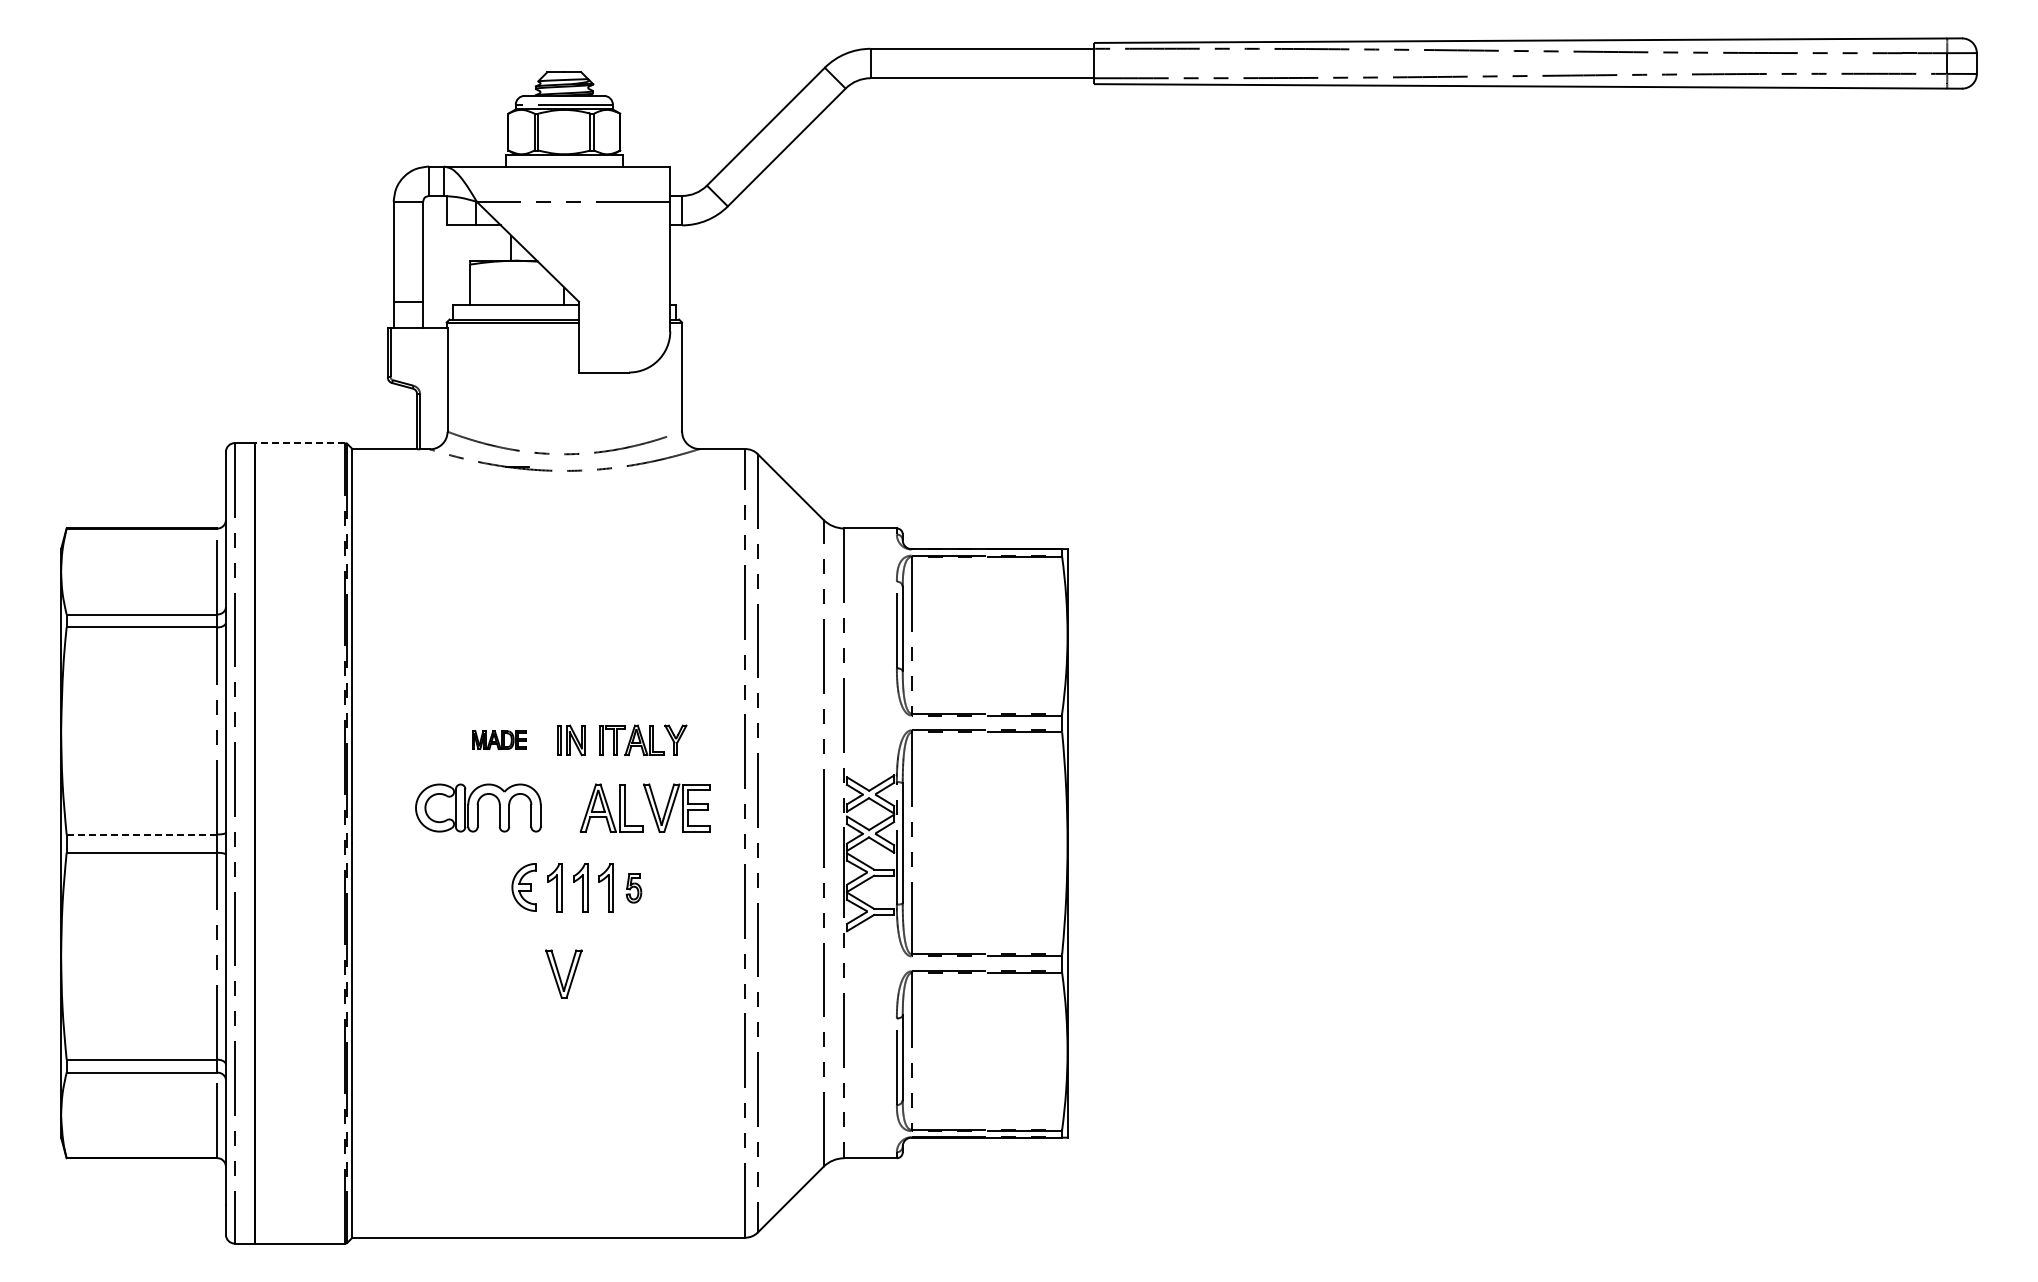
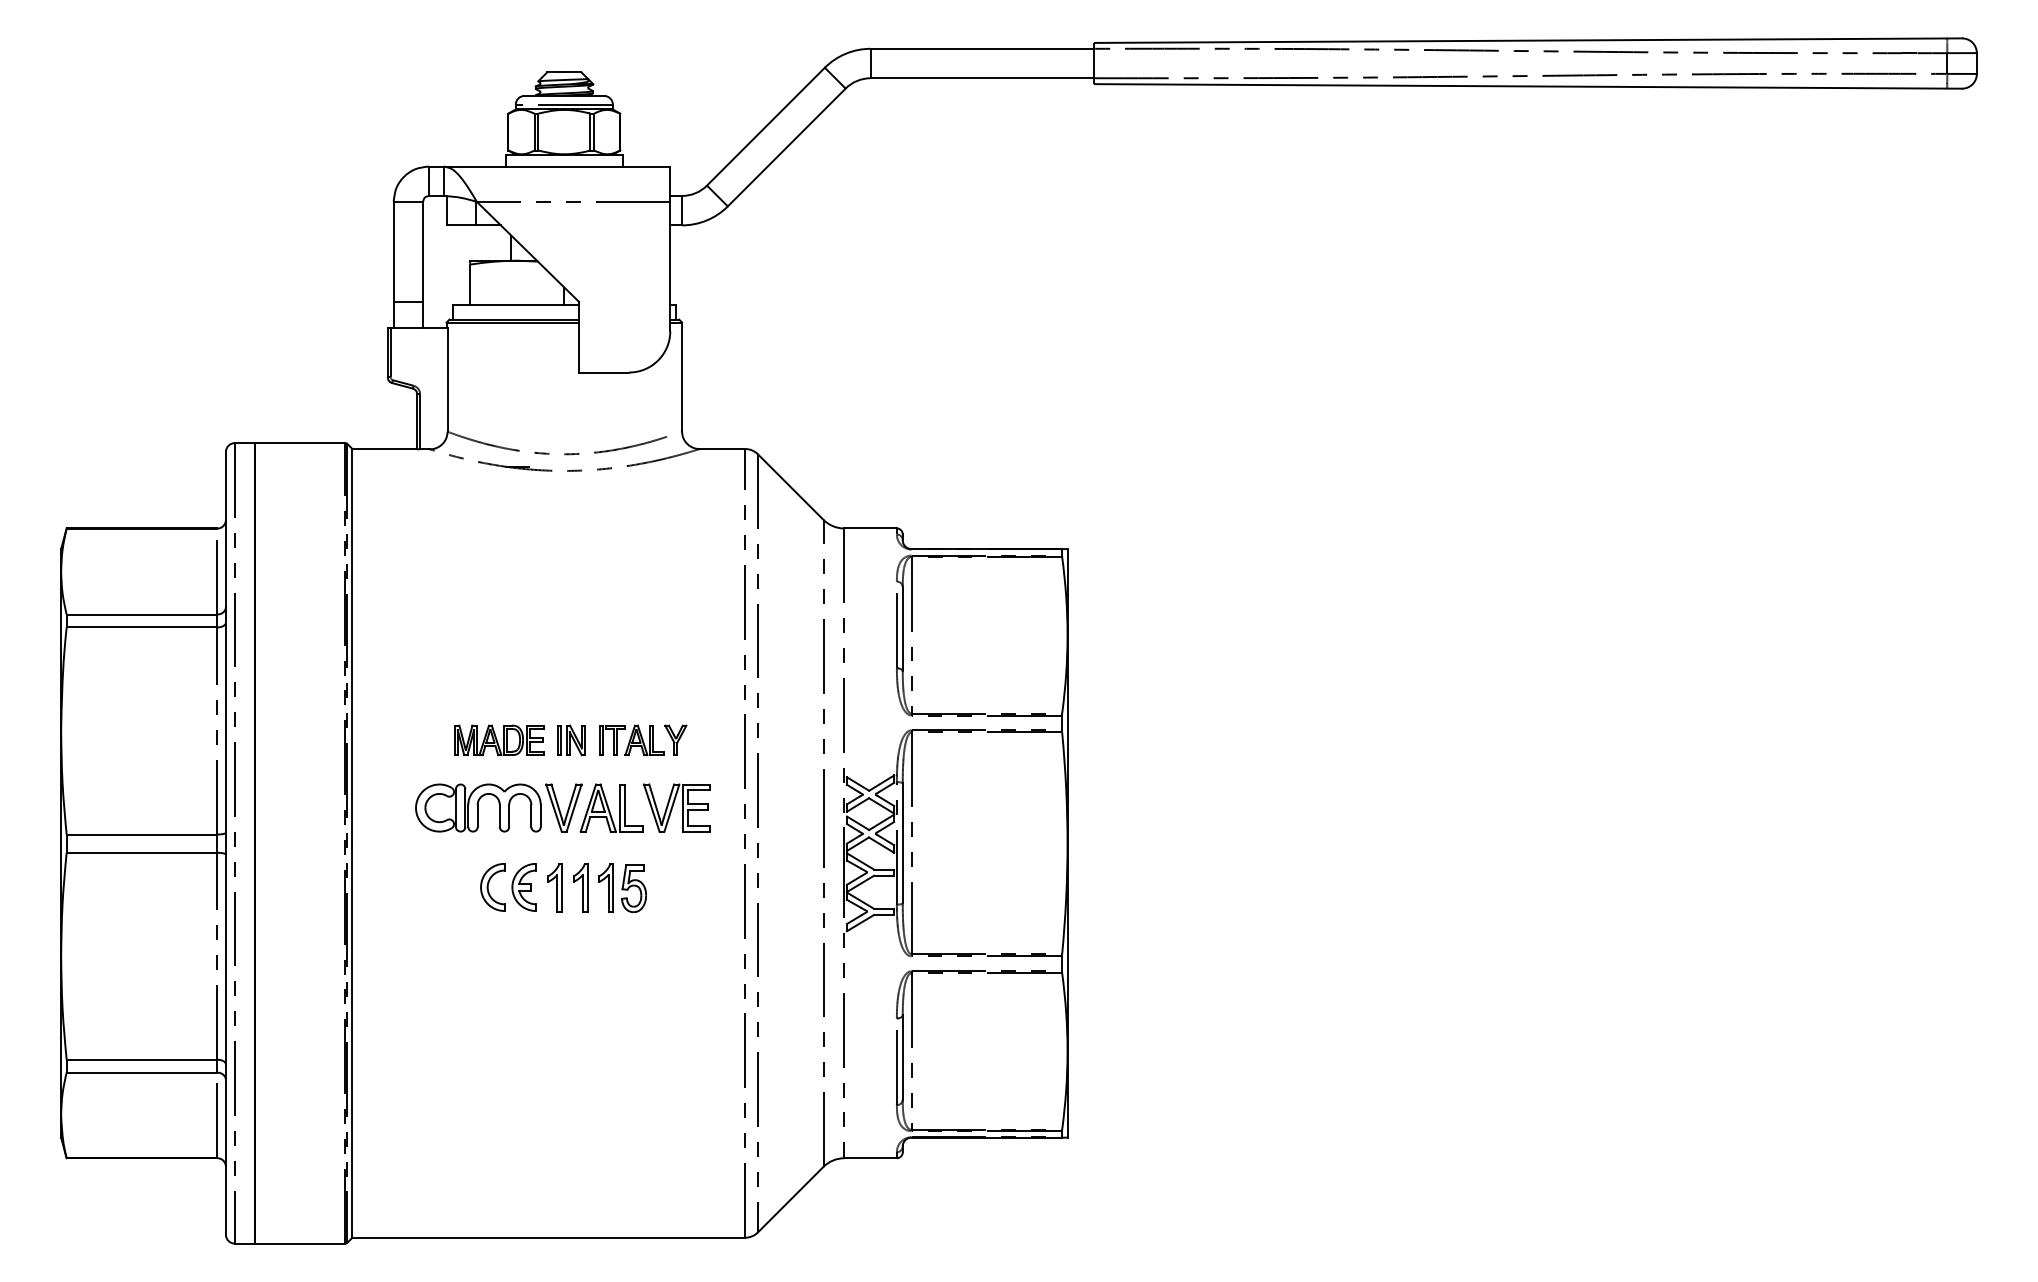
line: dashed -> solid (299, 443)
part size: 55x20 px -> 91x32 px (499, 739)
line: dashed -> solid (141, 834)
part: none -> present (492, 887)
part size: 18x31 px -> 26x49 px (633, 888)
part position: (563, 973) -> (563, 807) (563, 807)
